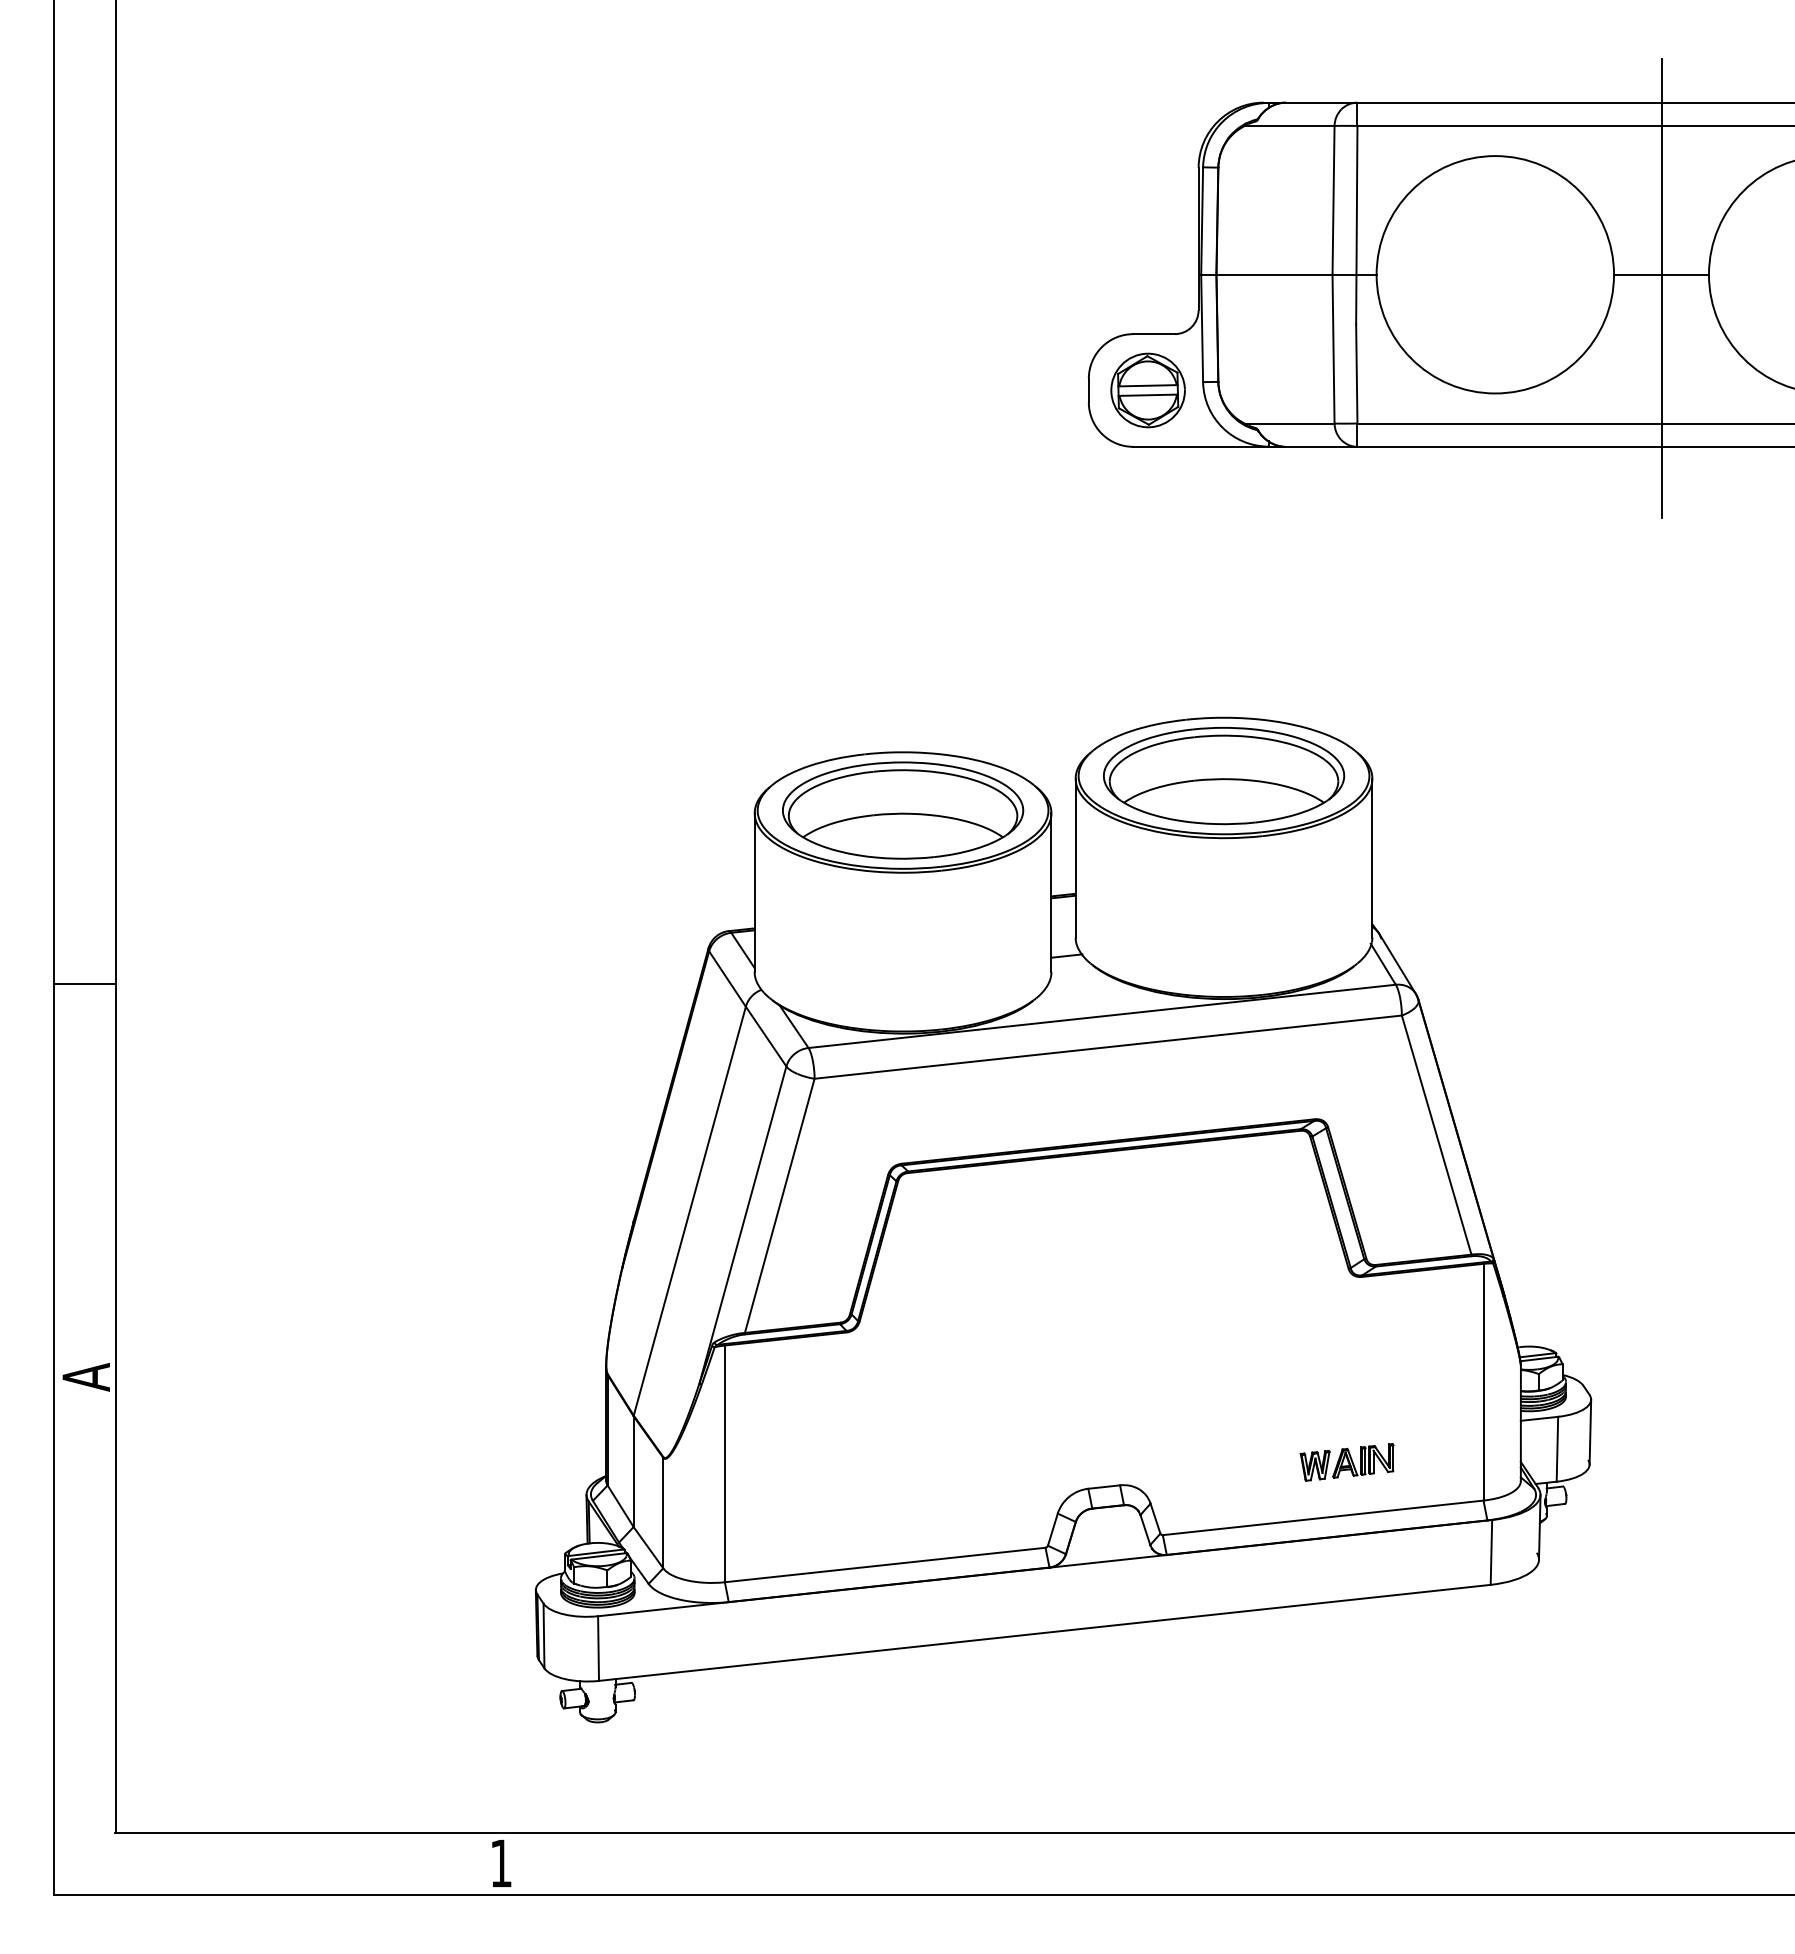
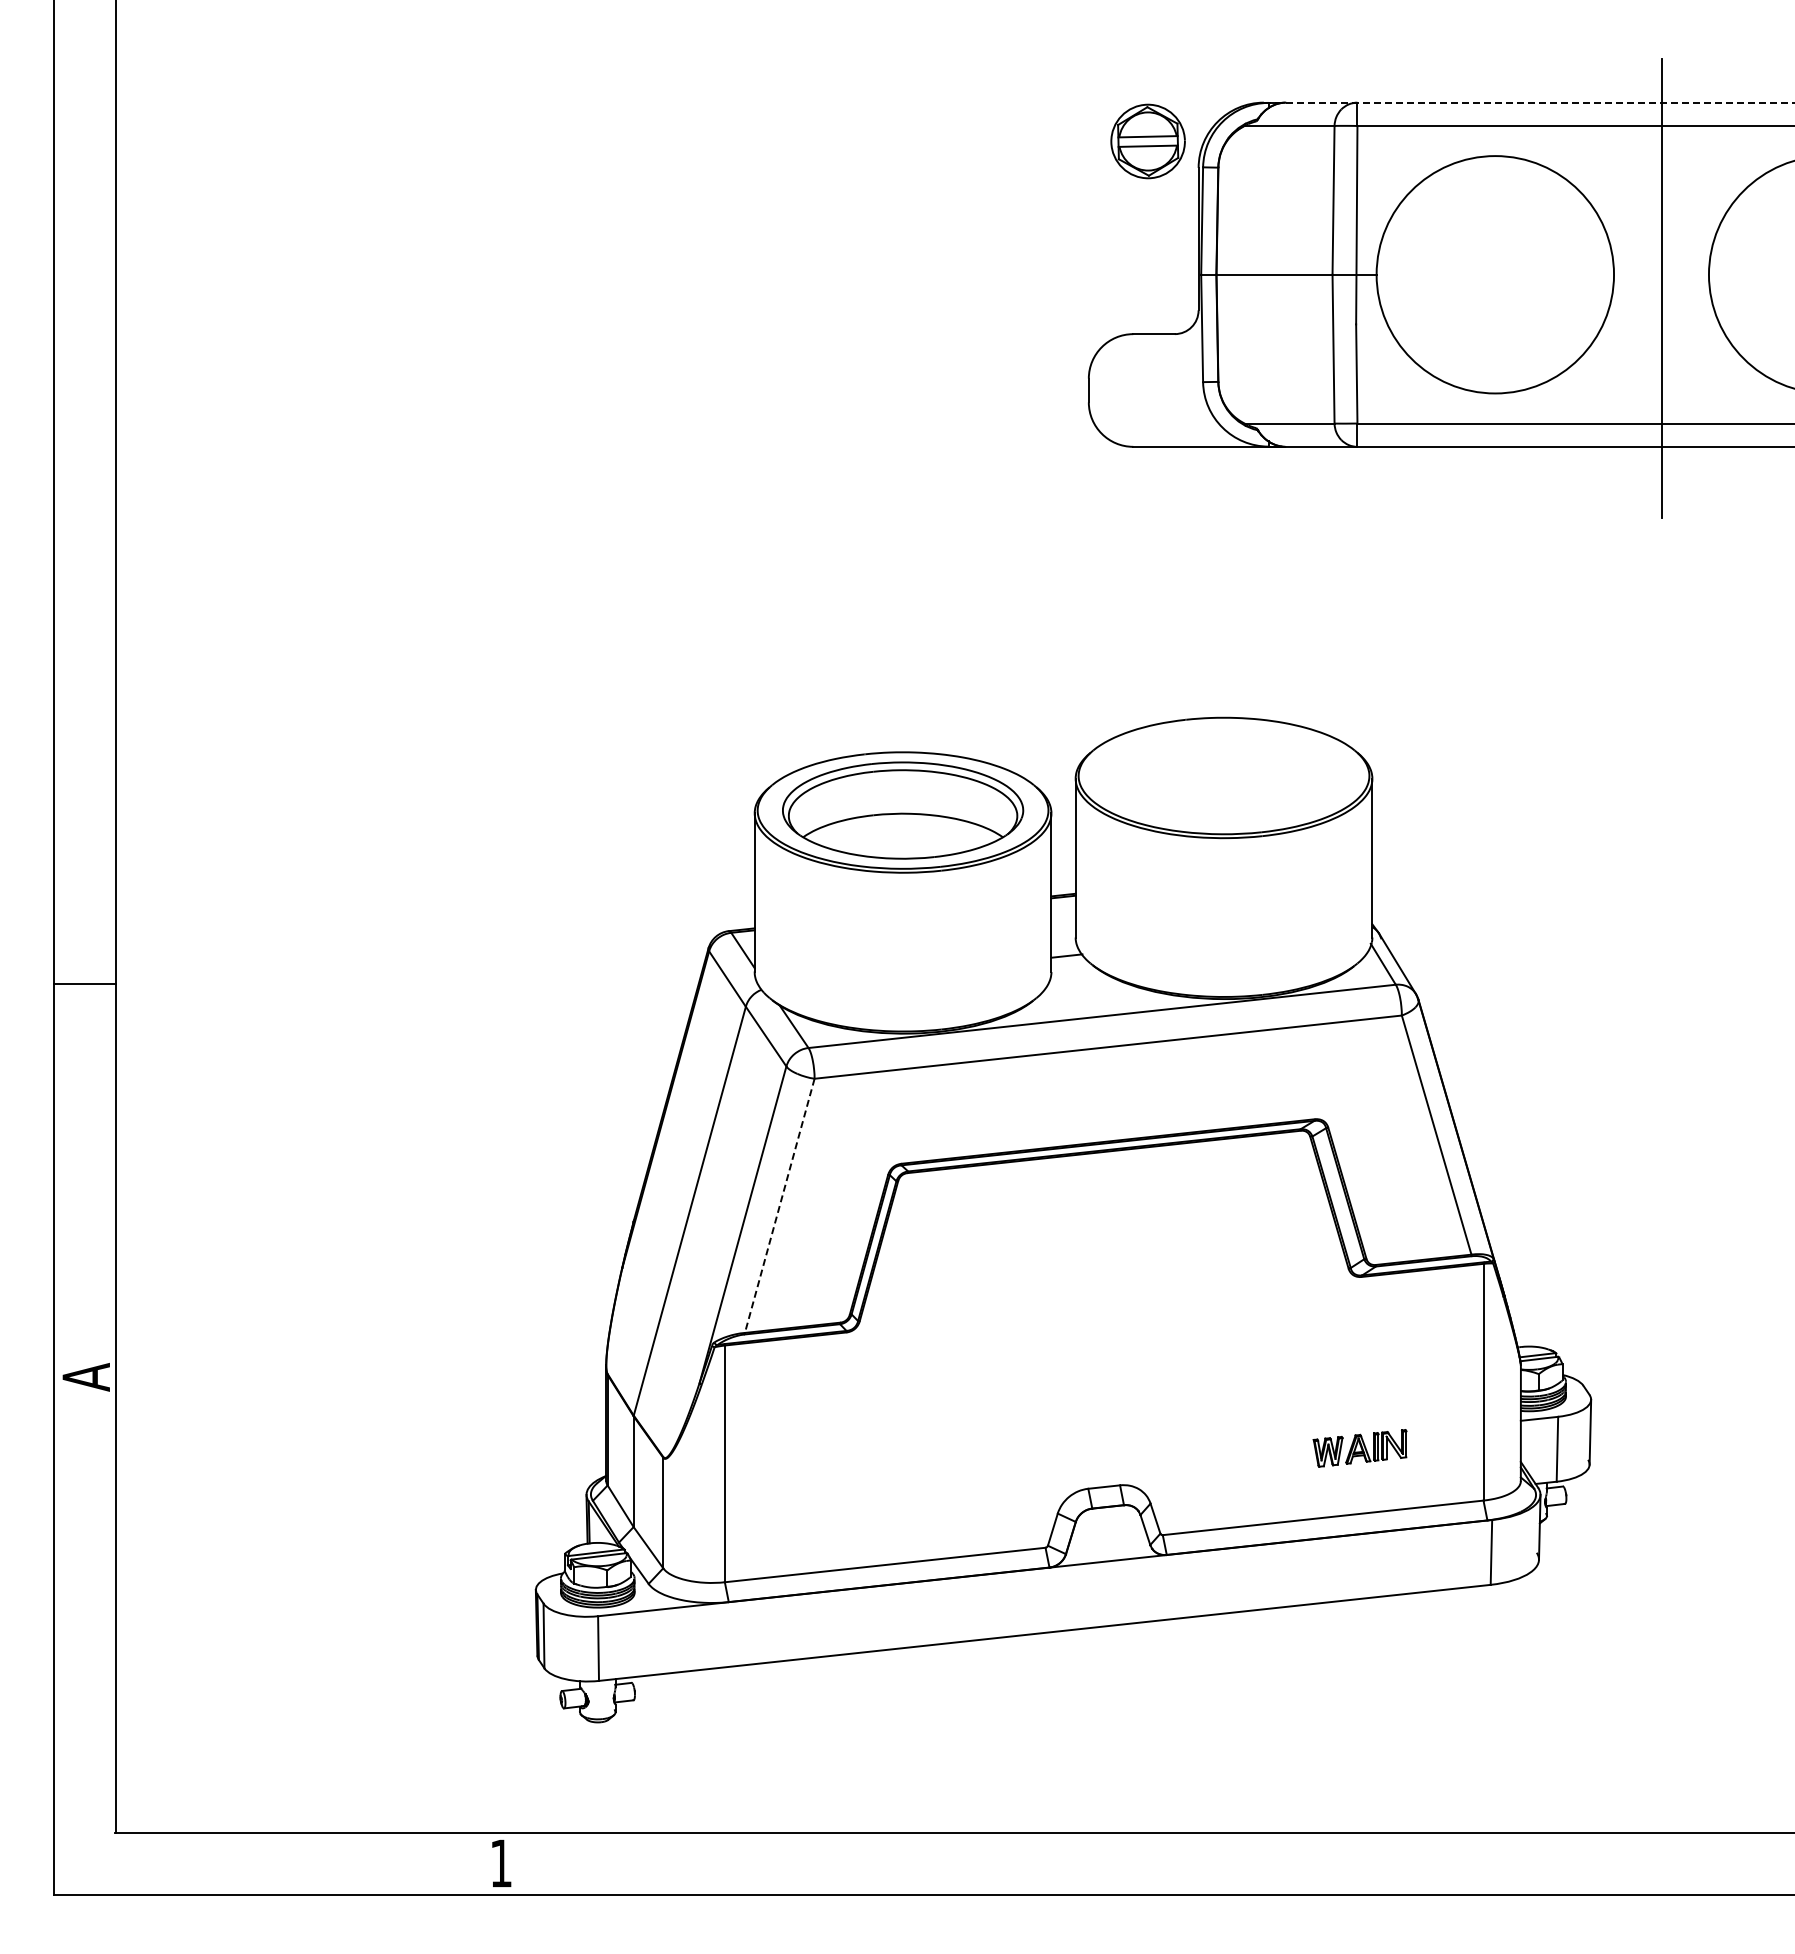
line: solid -> dashed (1529, 102)
line: present -> none (1661, 274)
part position: (1147, 390) -> (1147, 141) (1147, 141)
part: present -> none (1224, 776)
line: solid -> dashed (779, 1205)
part position: (1346, 1462) -> (1359, 1448) (1359, 1448)
